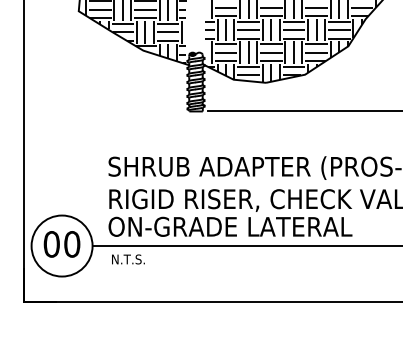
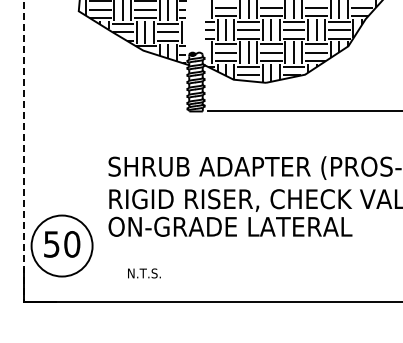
line: solid -> dashed (23, 151)
text: 00 -> 50 (51, 244)
line: present -> none (245, 246)
text position: (128, 259) -> (144, 273) (144, 273)
